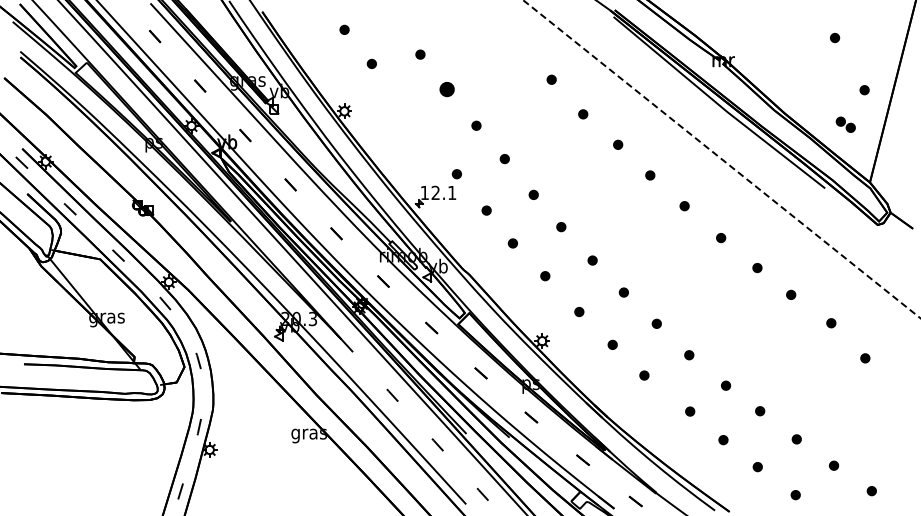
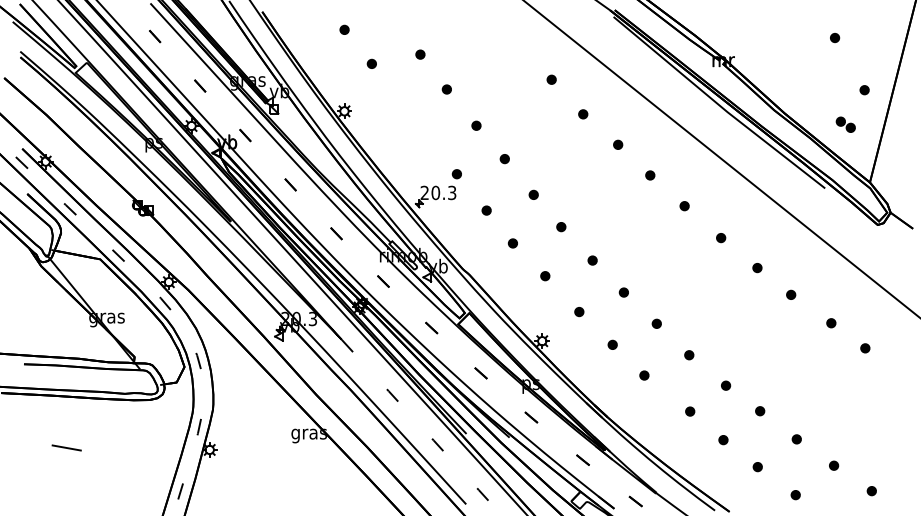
part size: 16x16 px -> 11x11 px (446, 89)
line: dashed -> solid (722, 159)
text: 12.1 -> 20.3 (438, 192)
part position: (865, 358) -> (865, 348) (865, 348)
line: none -> present (66, 447)
